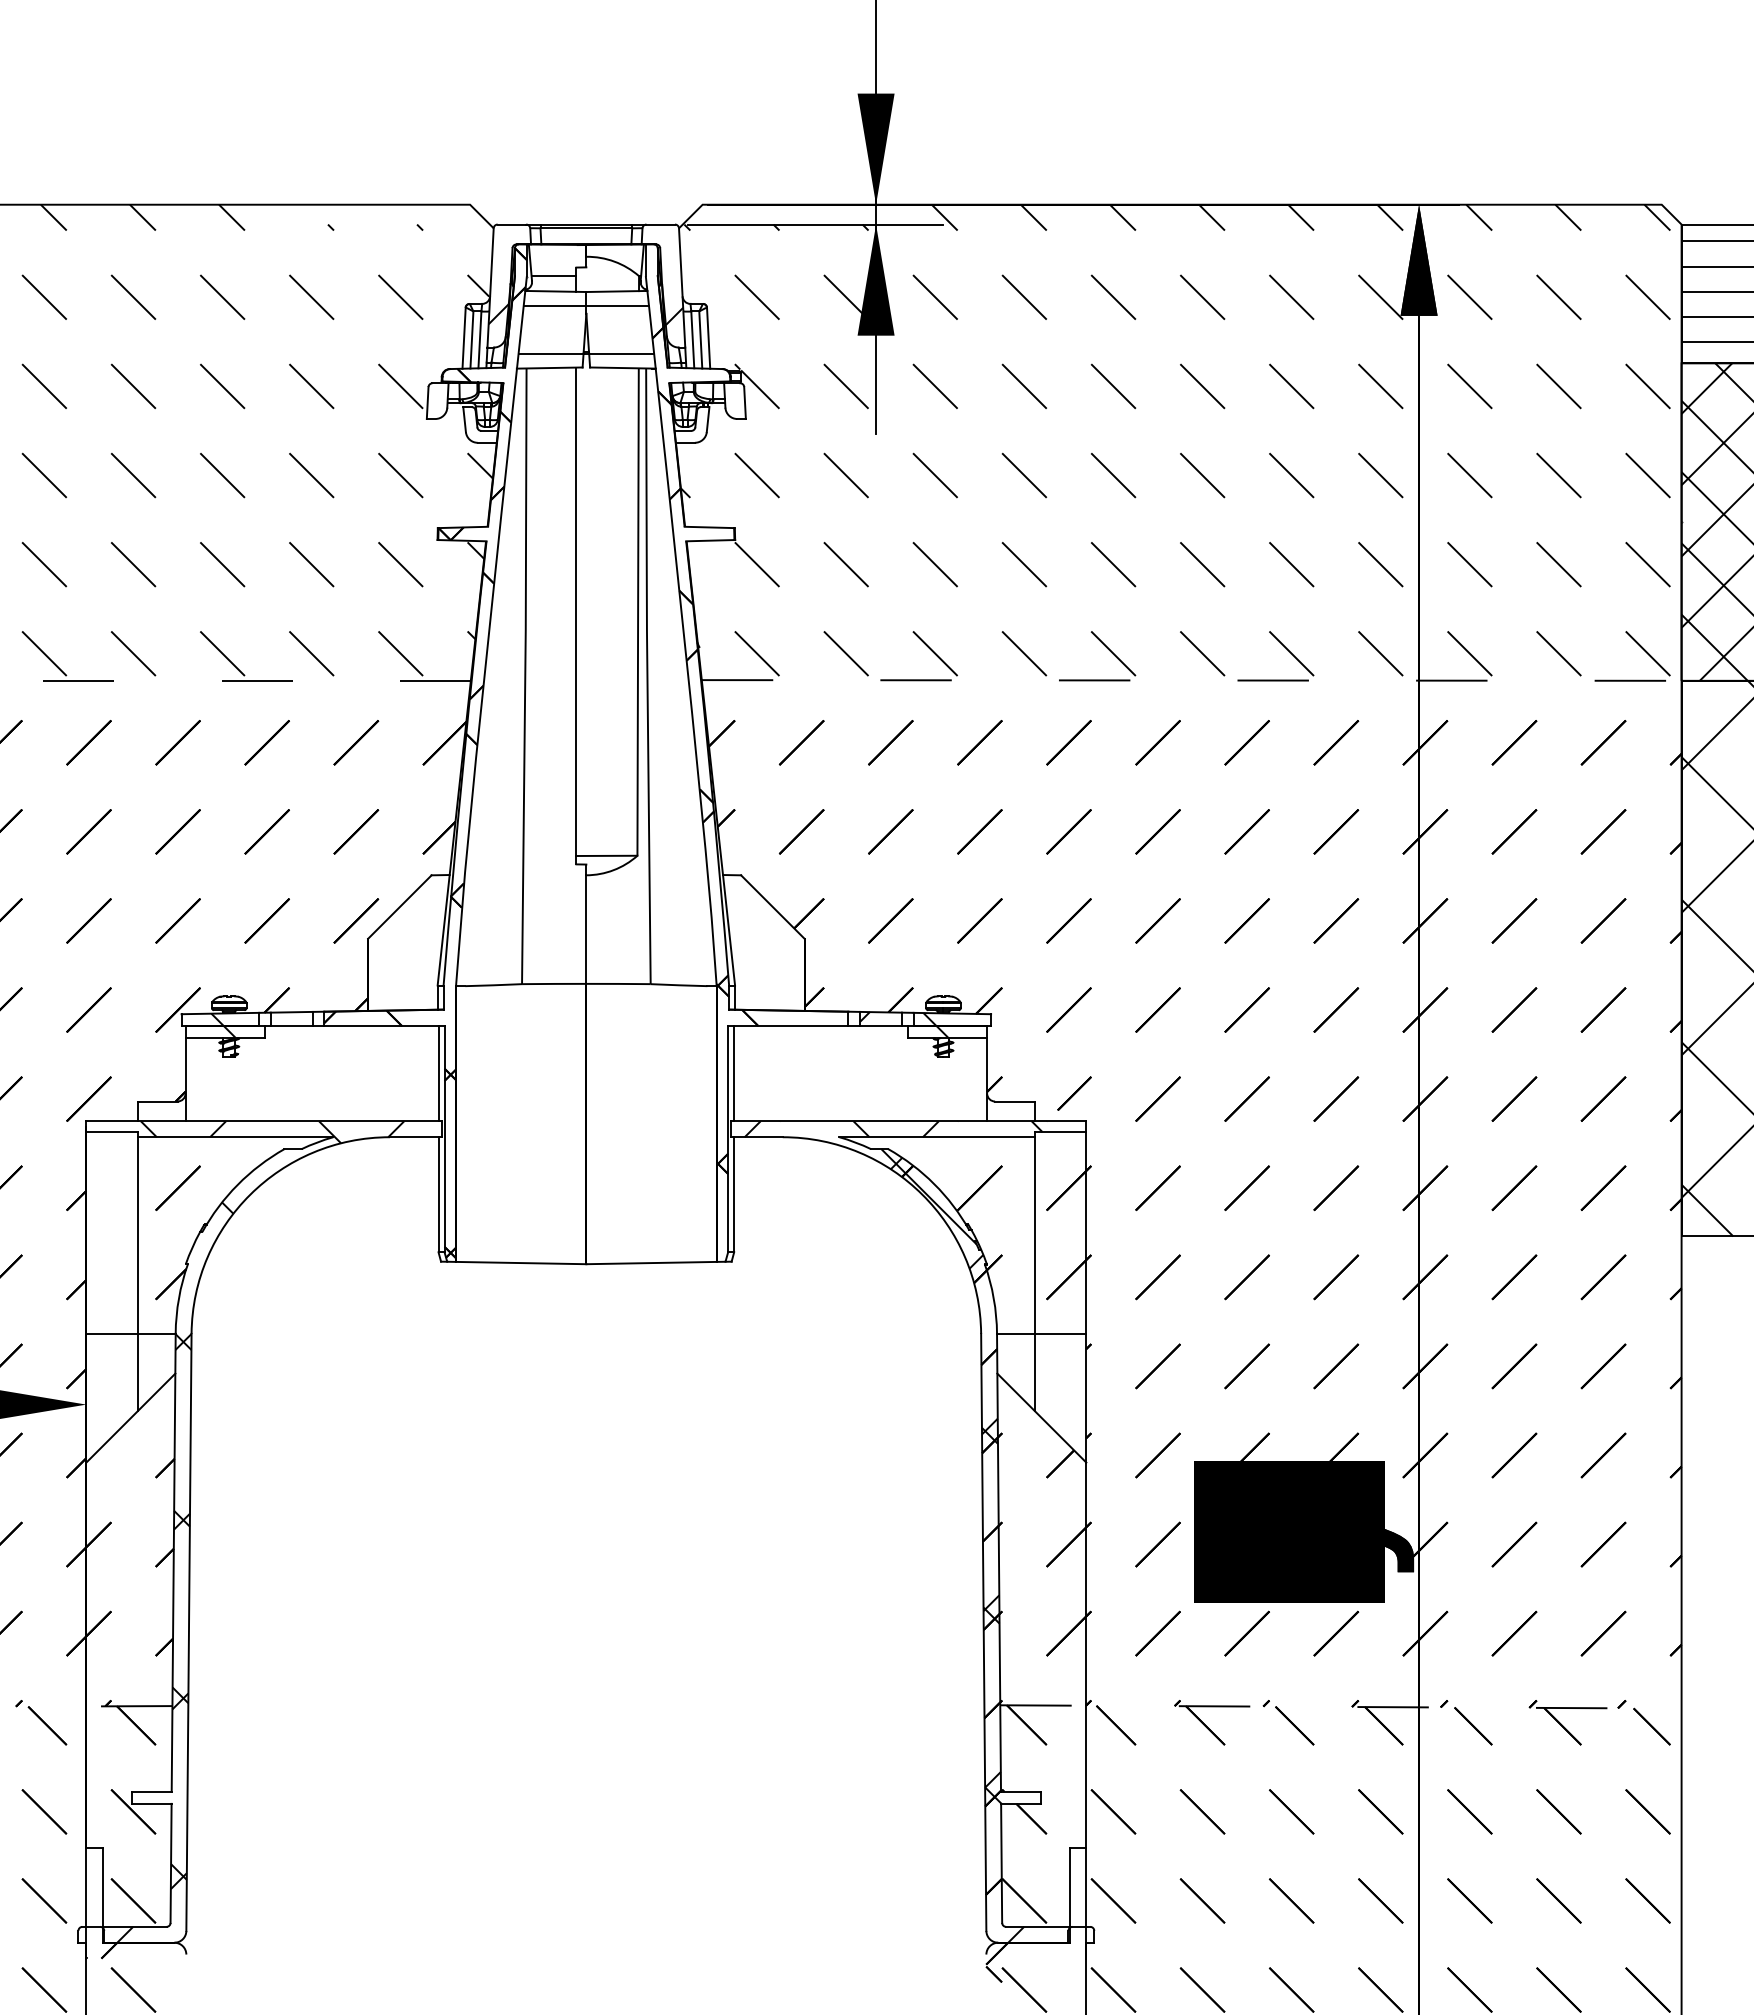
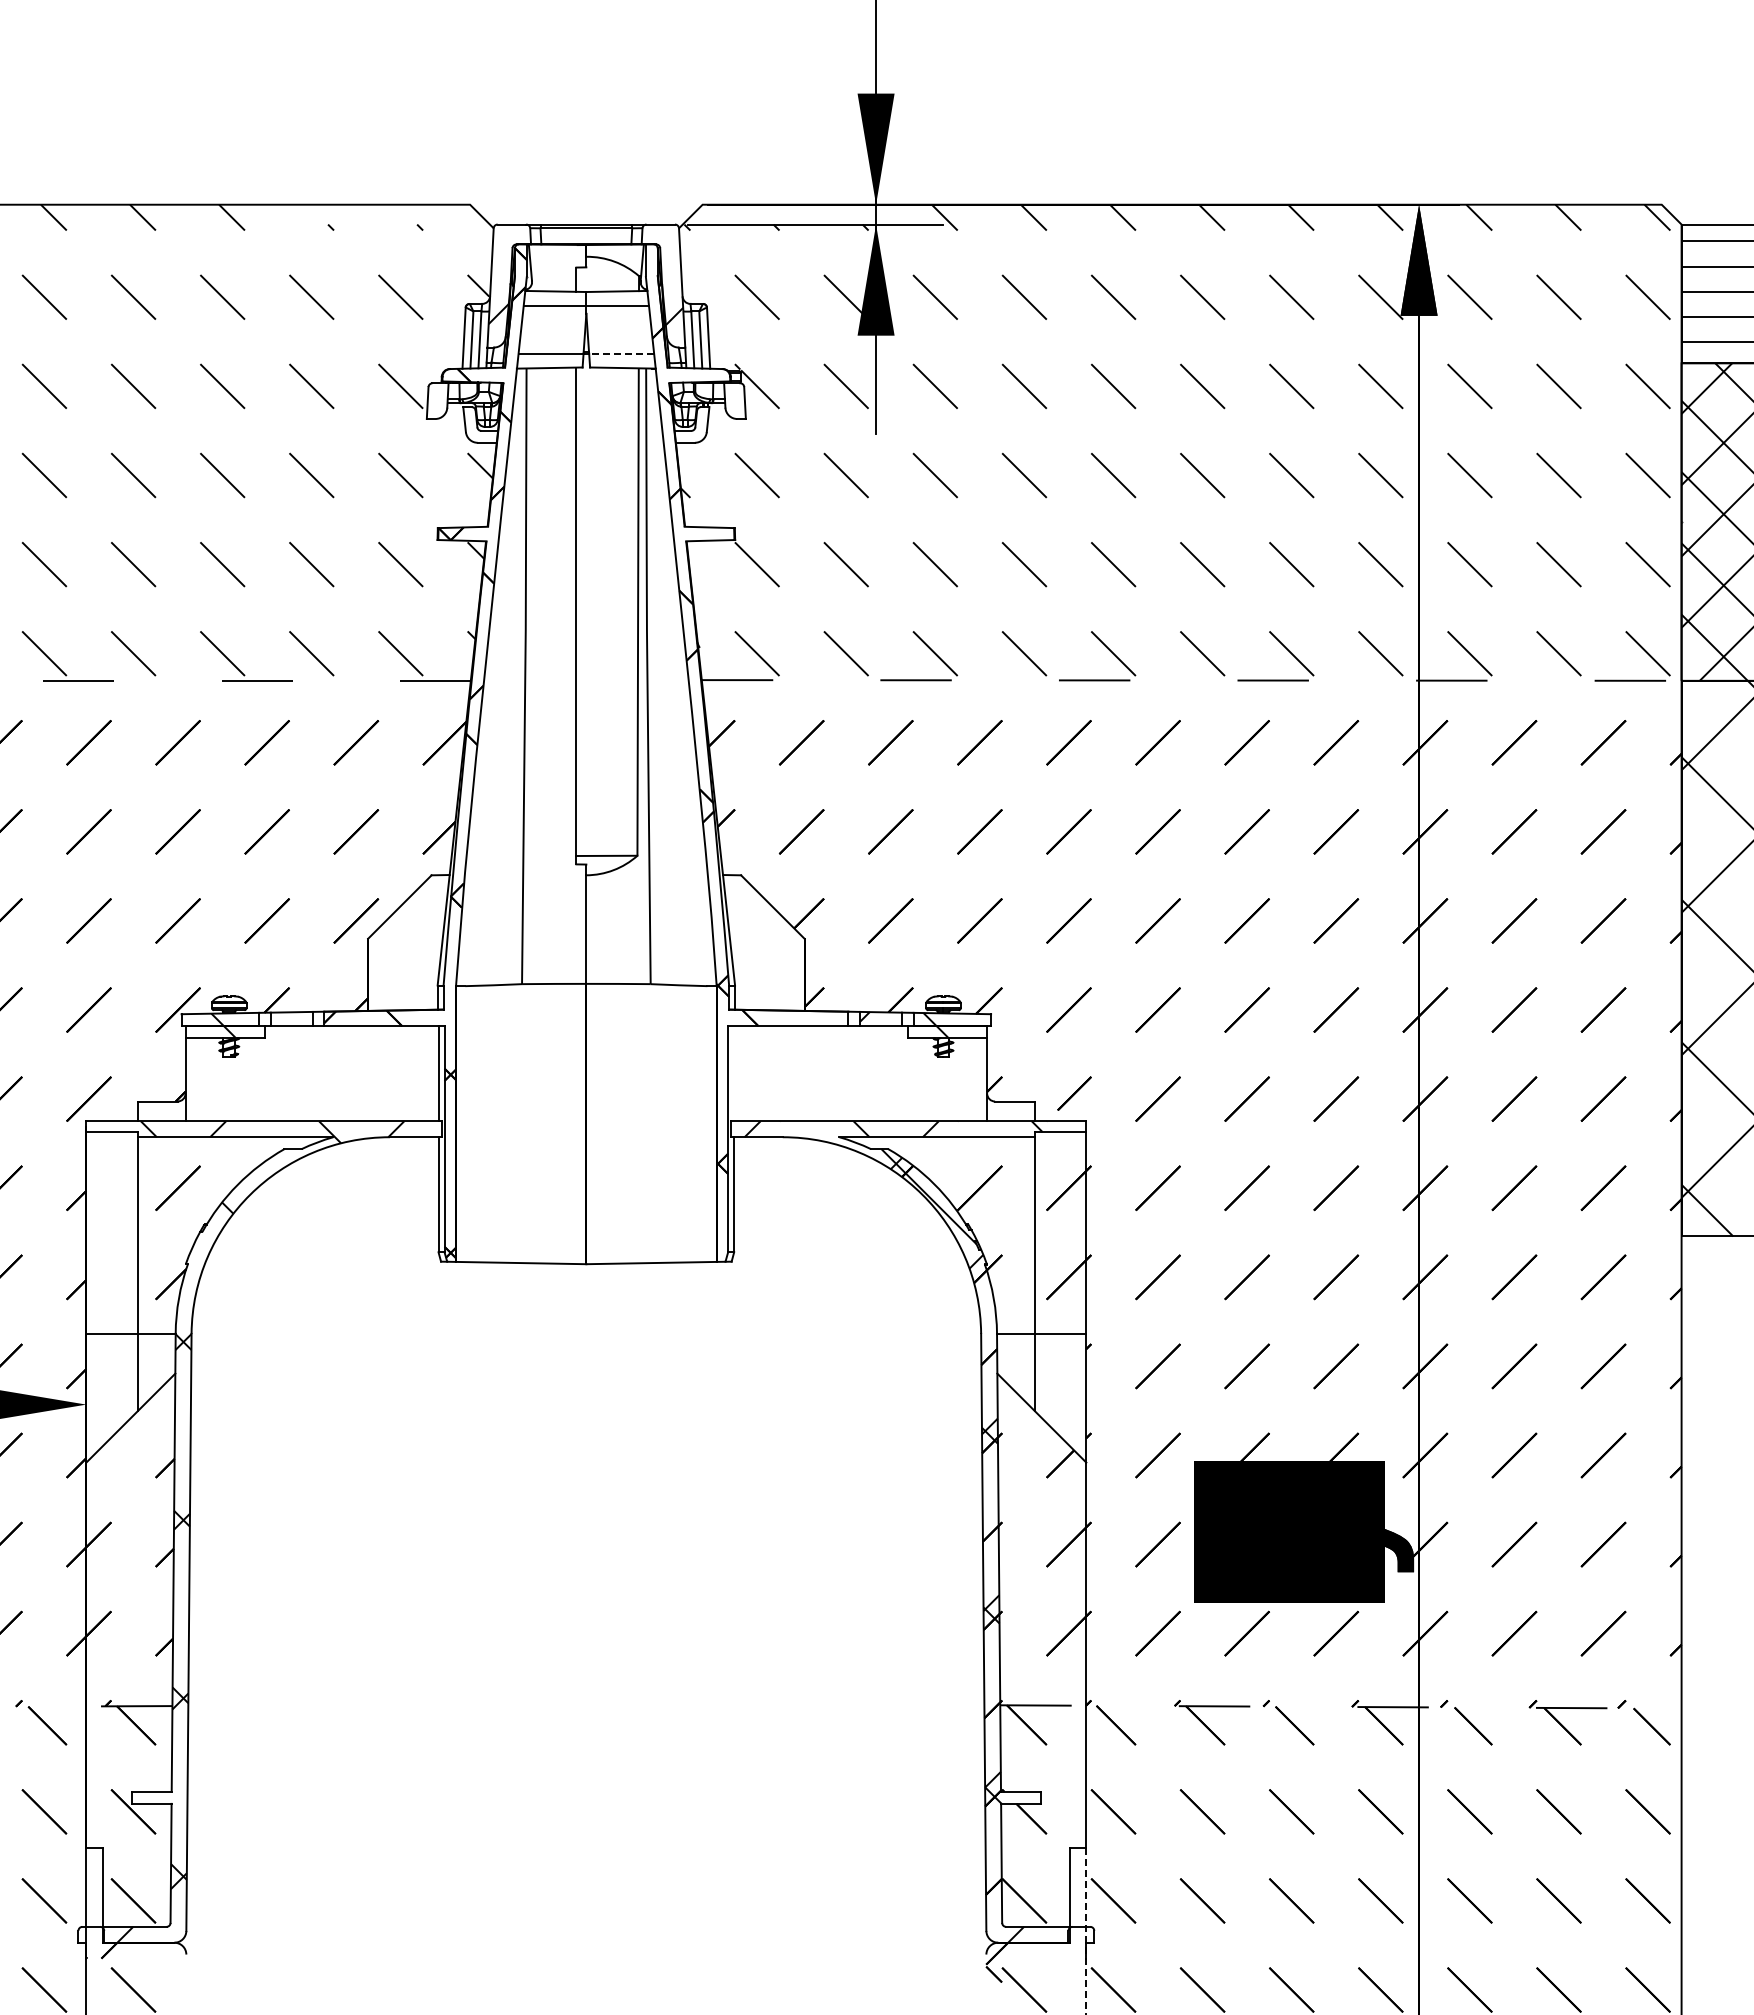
line: present -> none (553, 276)
line: solid -> dashed (621, 353)
line: present -> none (734, 1073)
line: solid -> dashed (1086, 1931)
